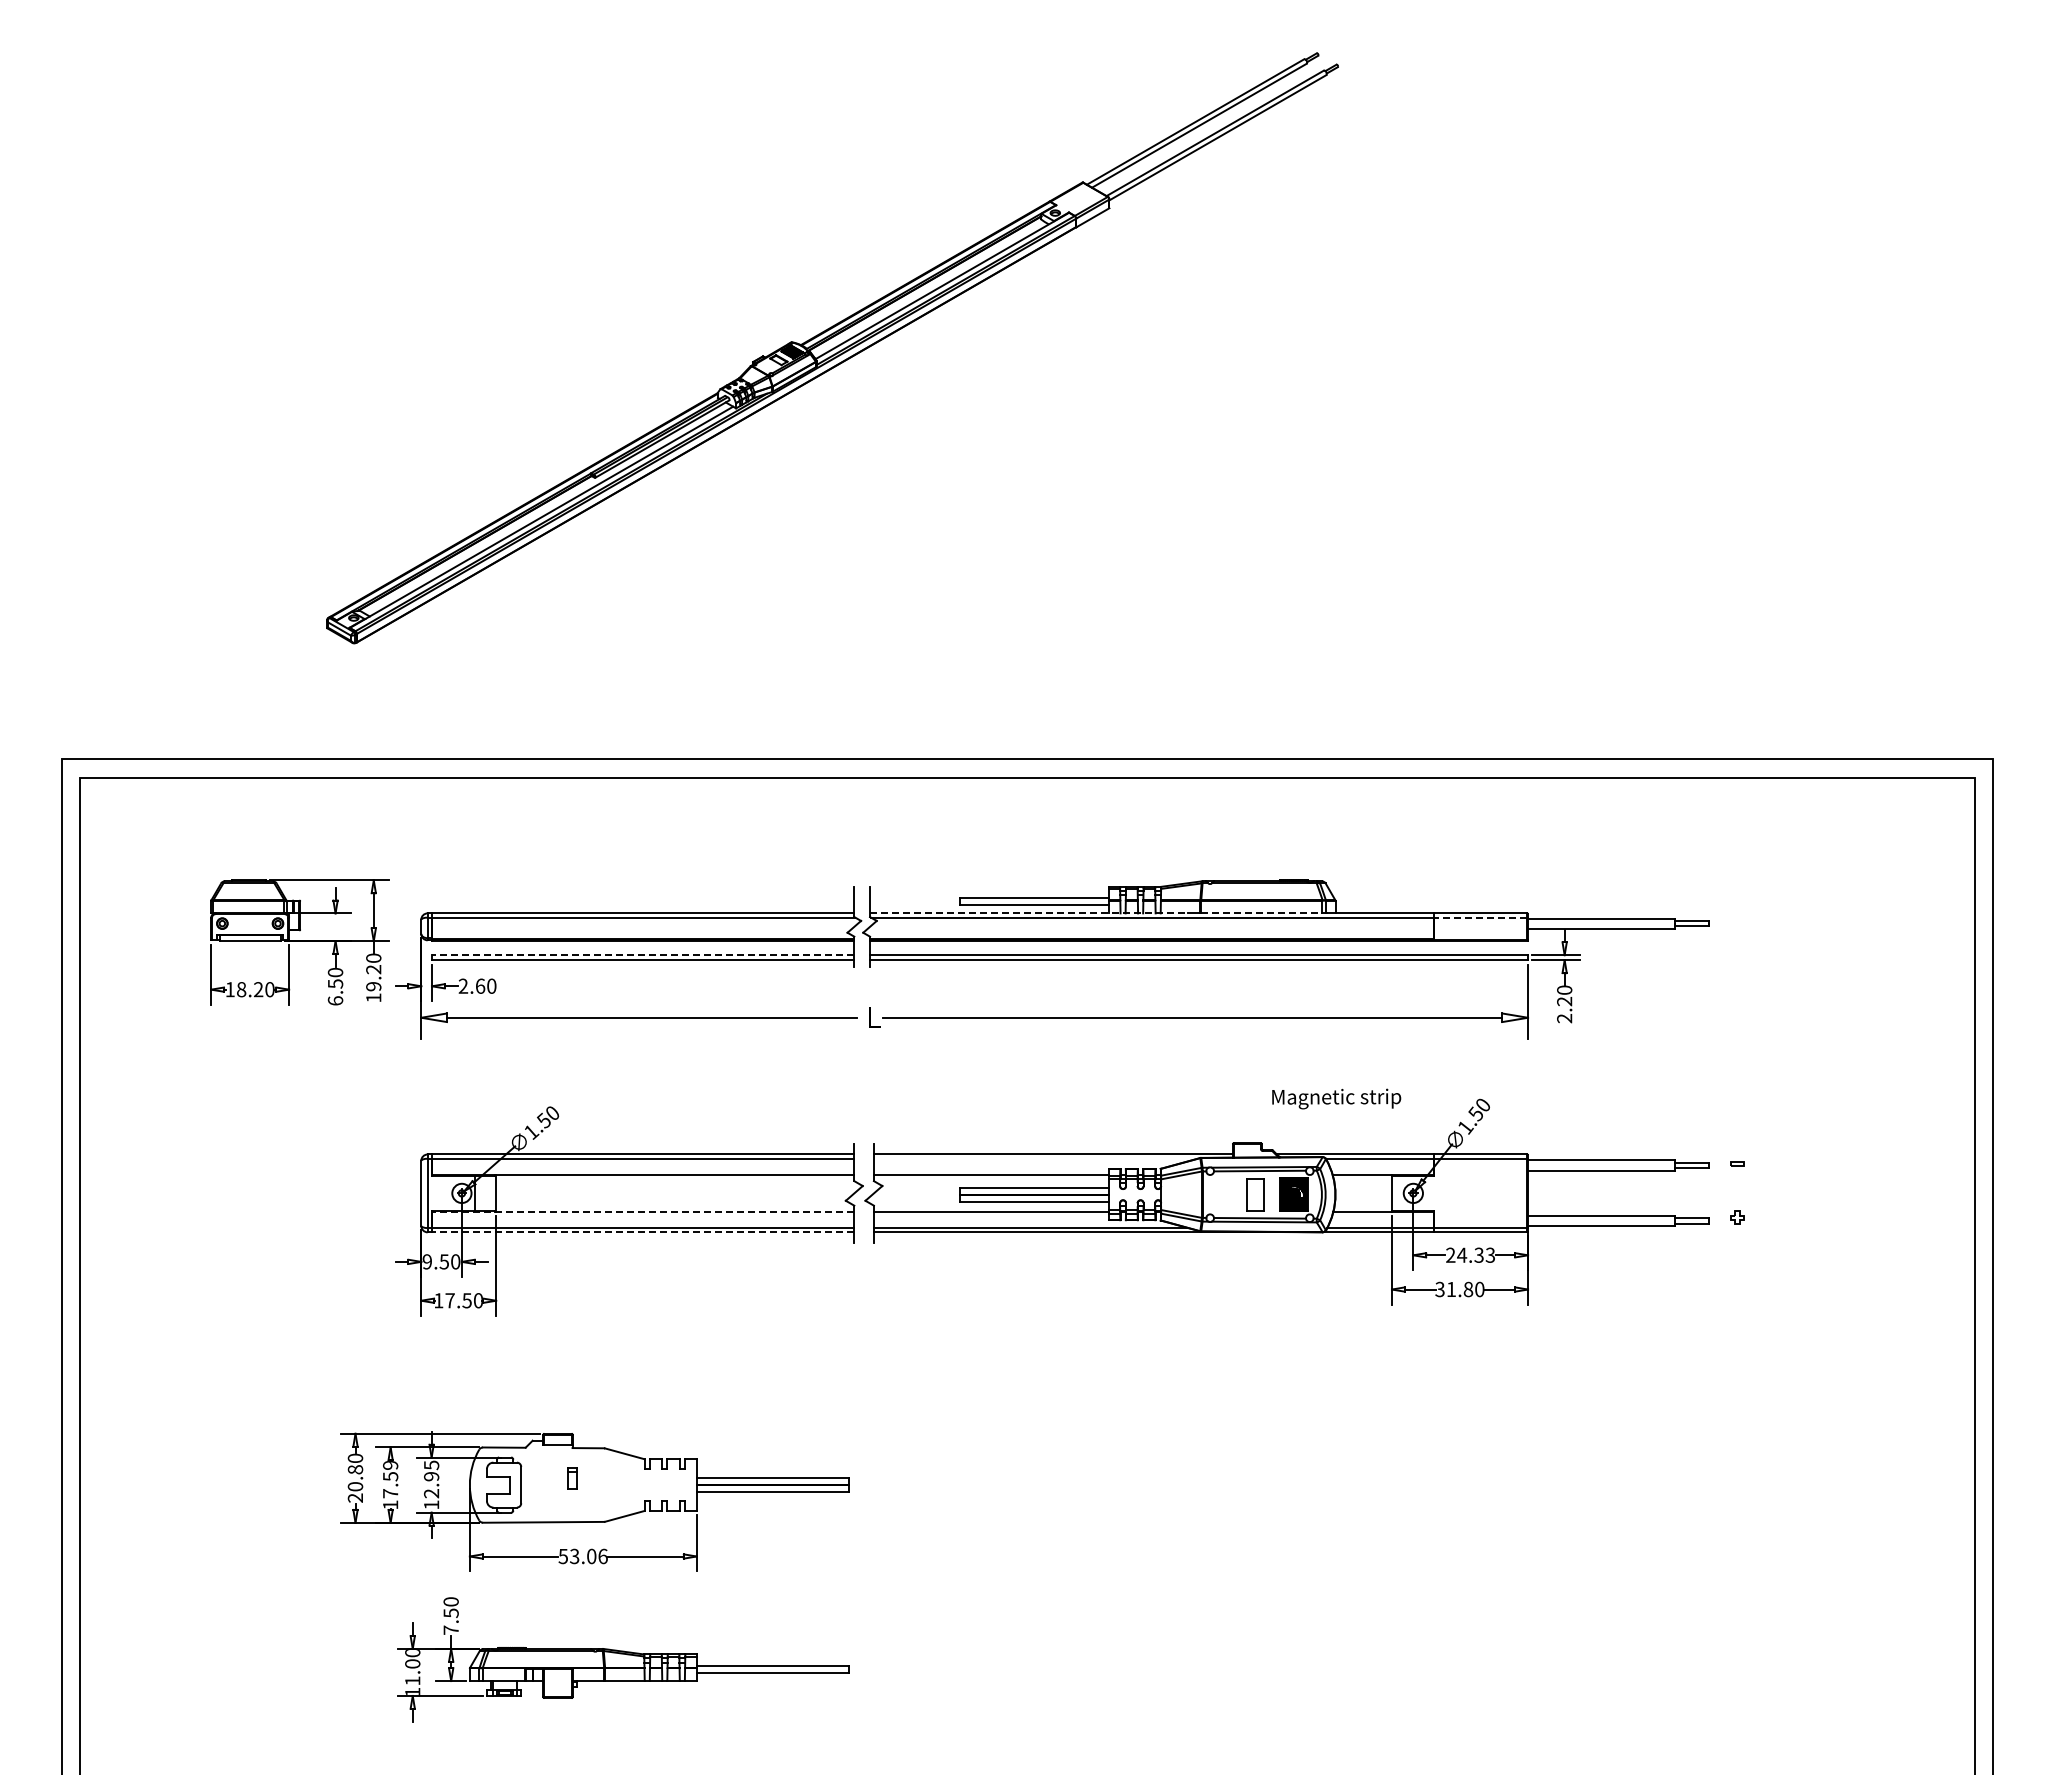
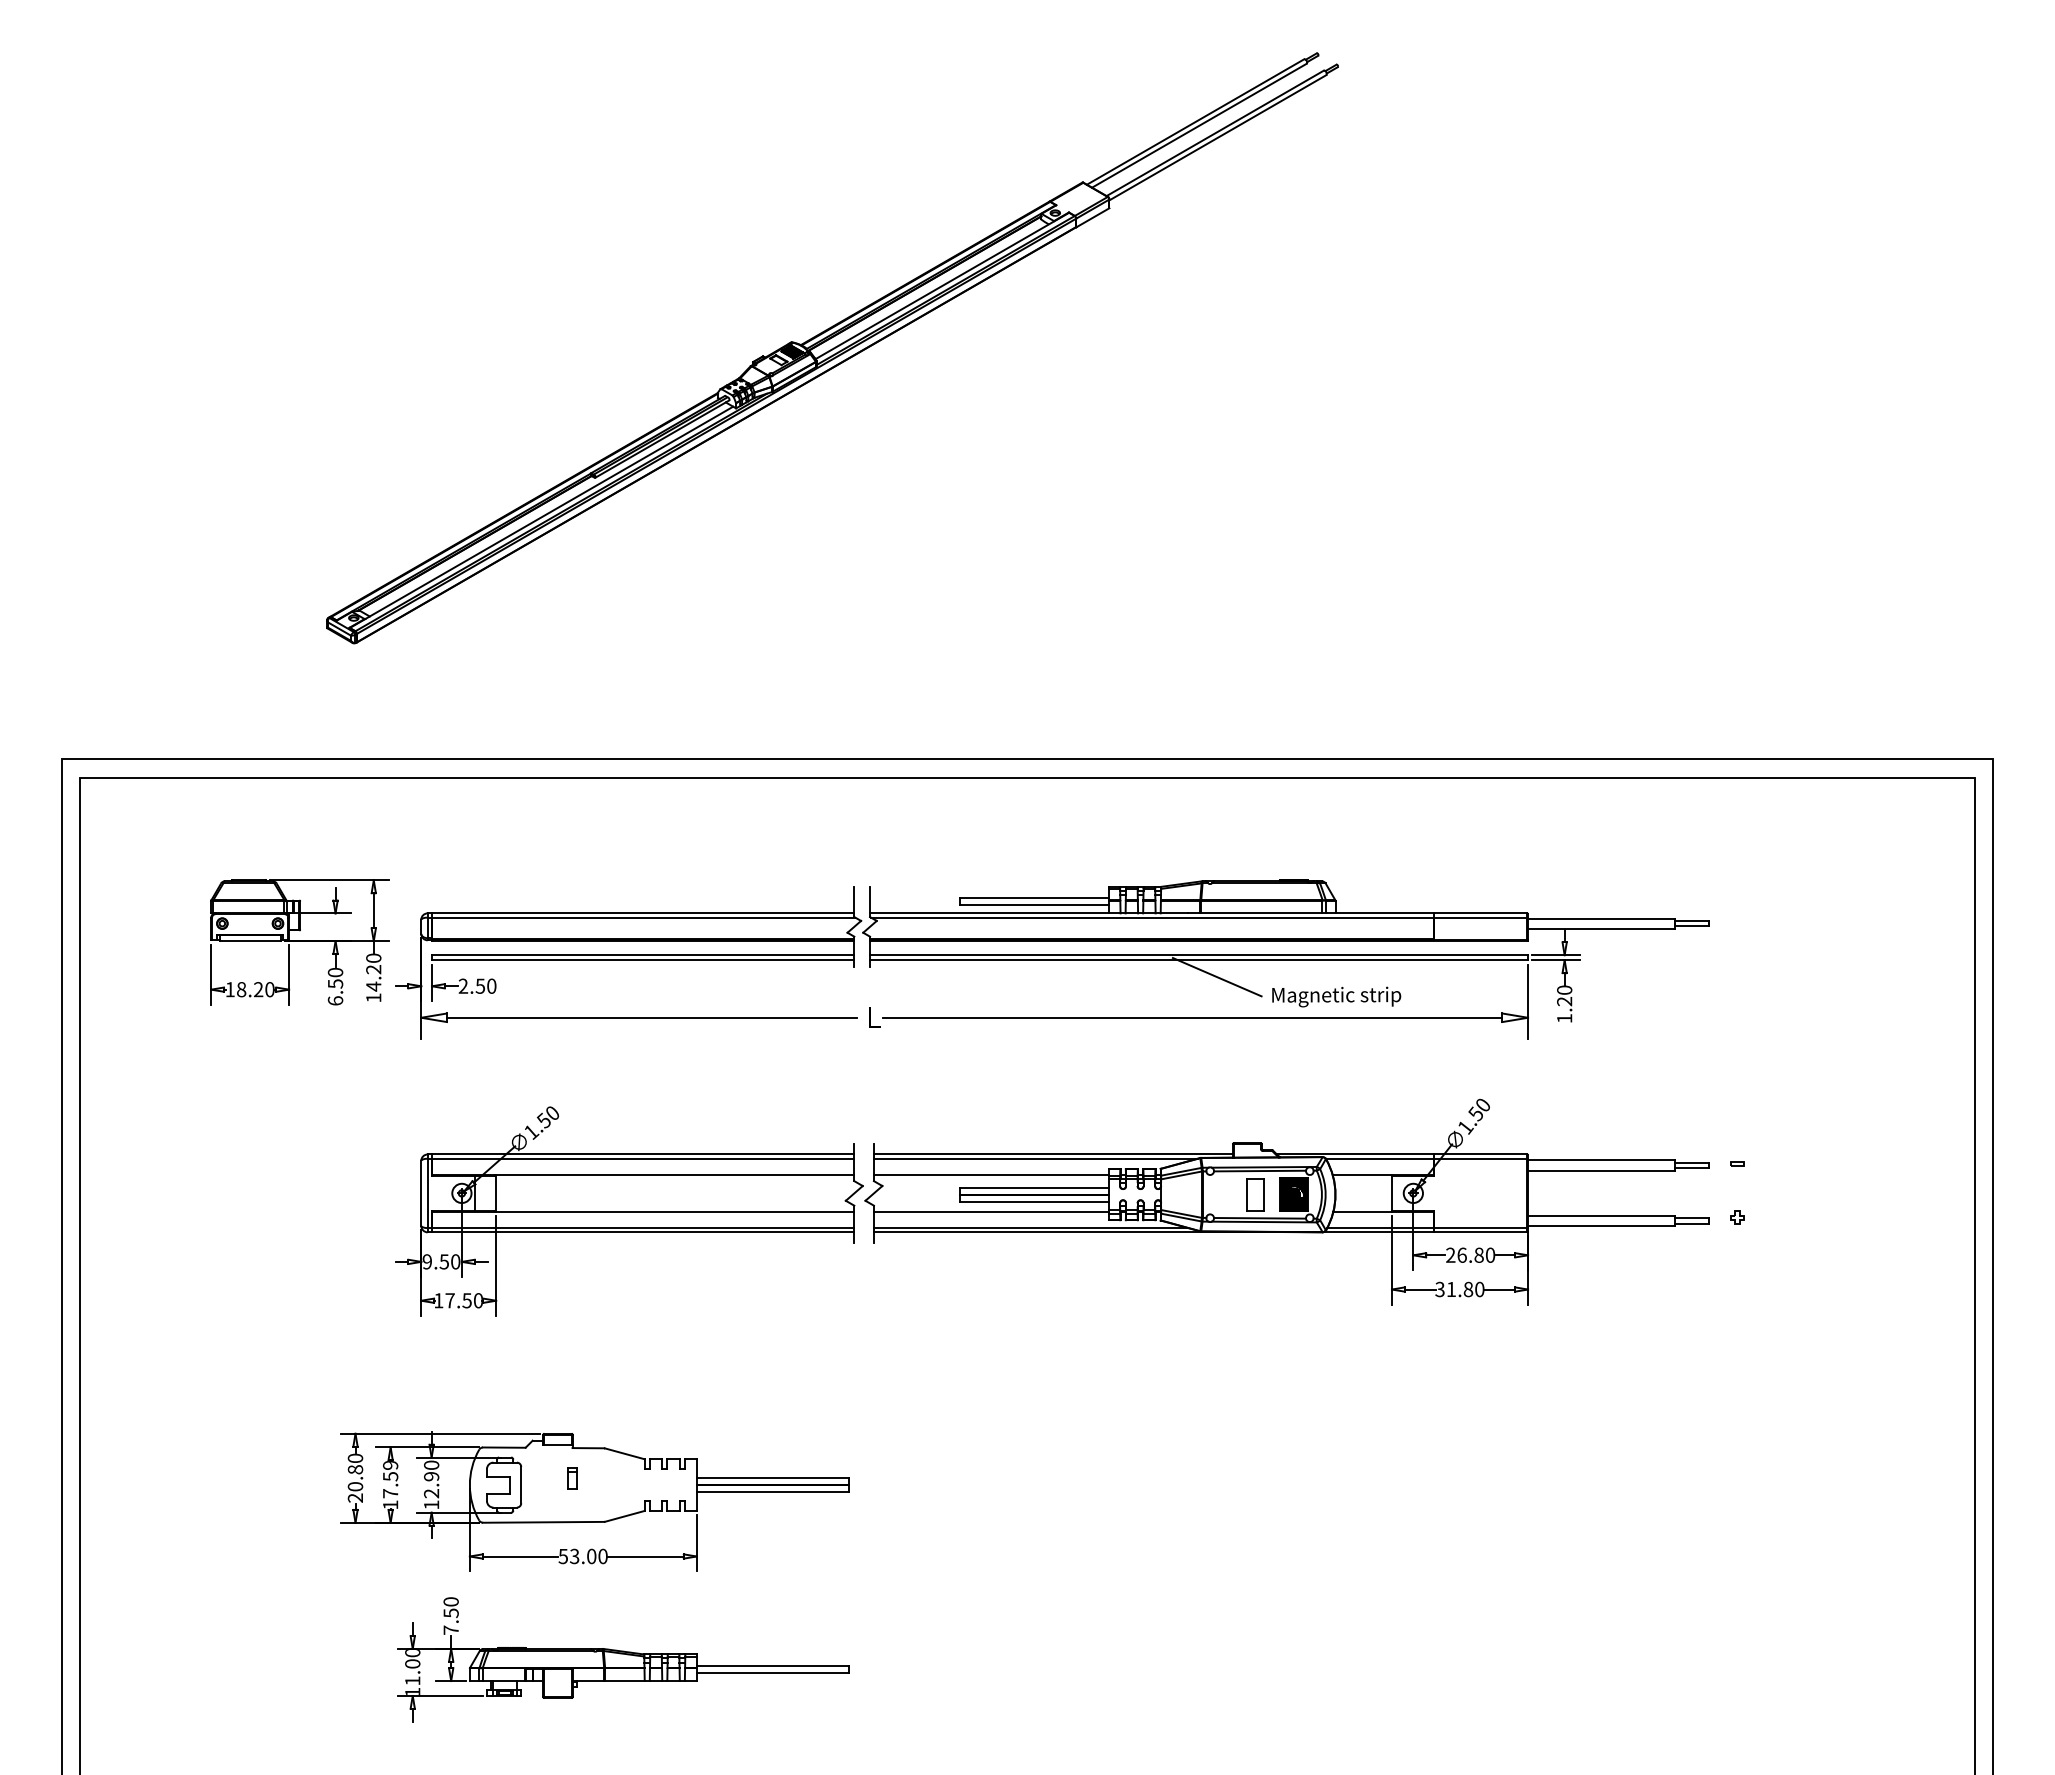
line: dashed -> solid (1029, 913)
line: dashed -> solid (1261, 913)
line: dashed -> solid (1480, 917)
line: dashed -> solid (642, 955)
line: none -> present (1216, 977)
text: 2.60 -> 2.50 (480, 985)
text: 19.20 -> 14.20 (373, 986)
text: 2.20 -> 1.20 (1564, 1018)
text position: (1336, 1098) -> (1336, 996) (1336, 996)
line: none -> present (1035, 1158)
line: dashed -> solid (642, 1212)
line: dashed -> solid (642, 1232)
text: 24.33 -> 26.80 (1476, 1254)
text: 12.95 -> 12.90 (431, 1465)
text: 53.06 -> 53.00 (602, 1555)
